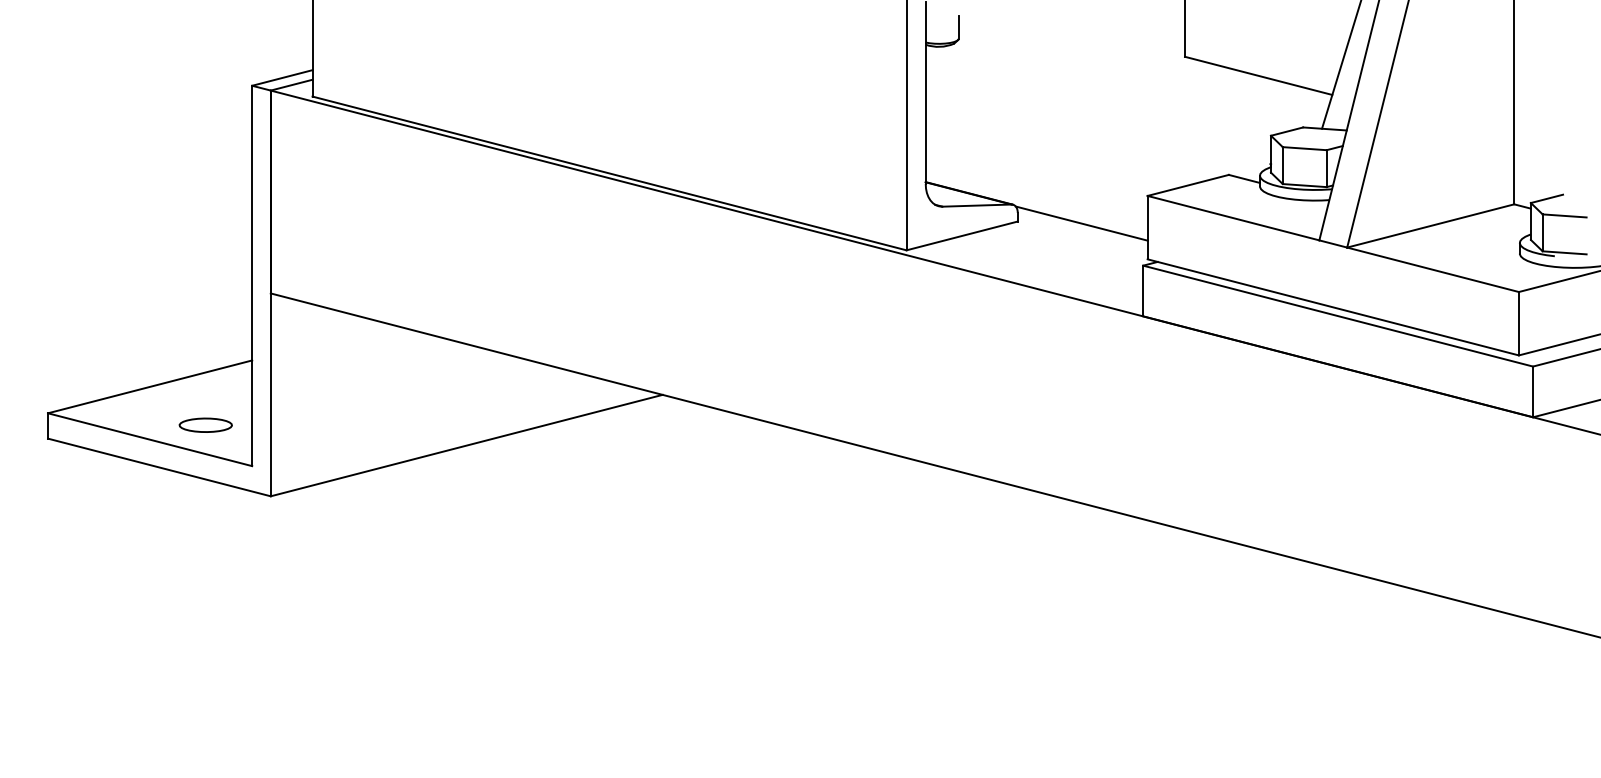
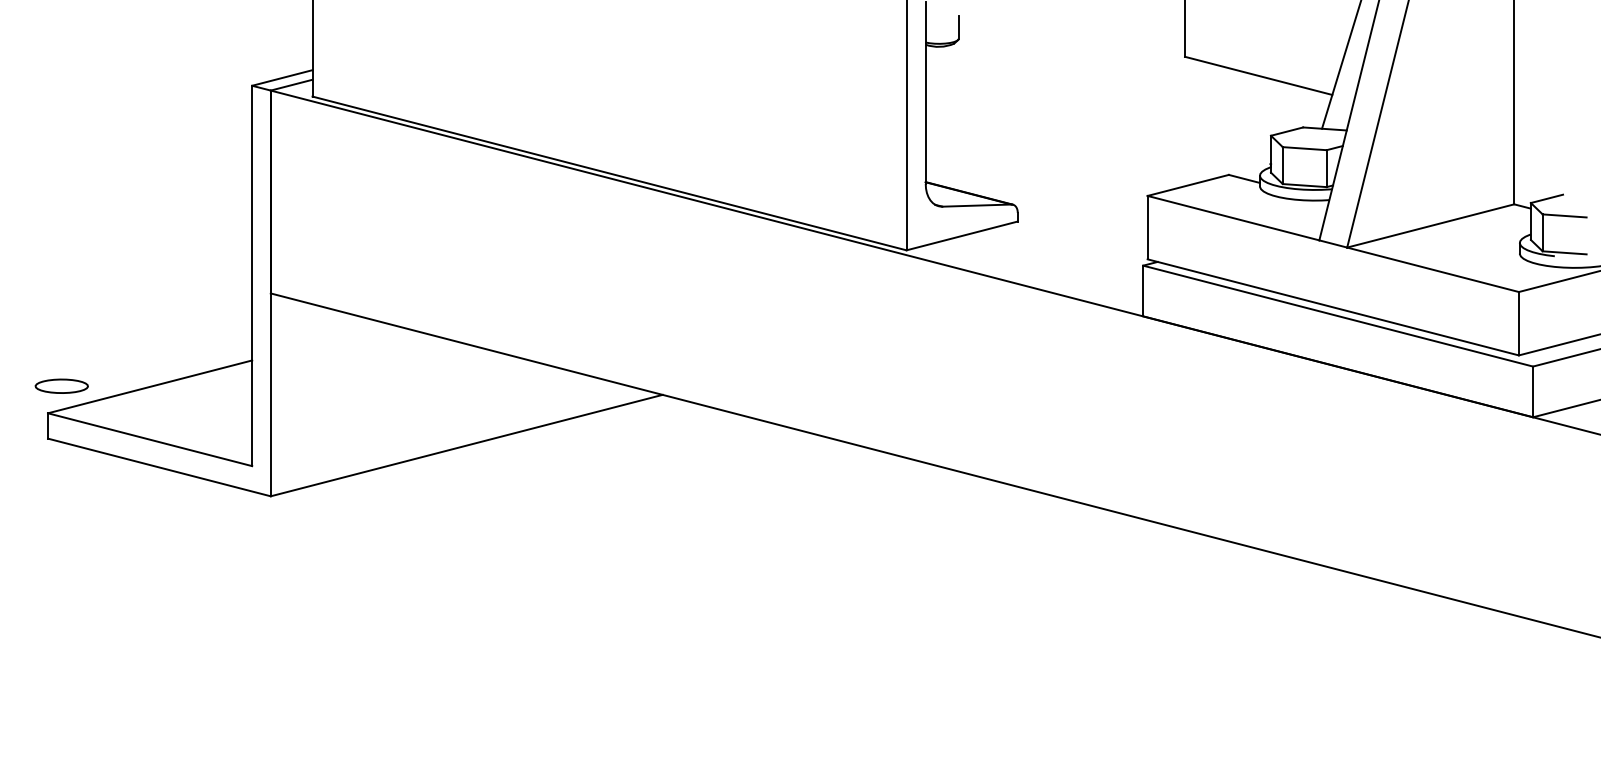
line: present -> none (1081, 223)
part position: (205, 424) -> (61, 385) (61, 385)
